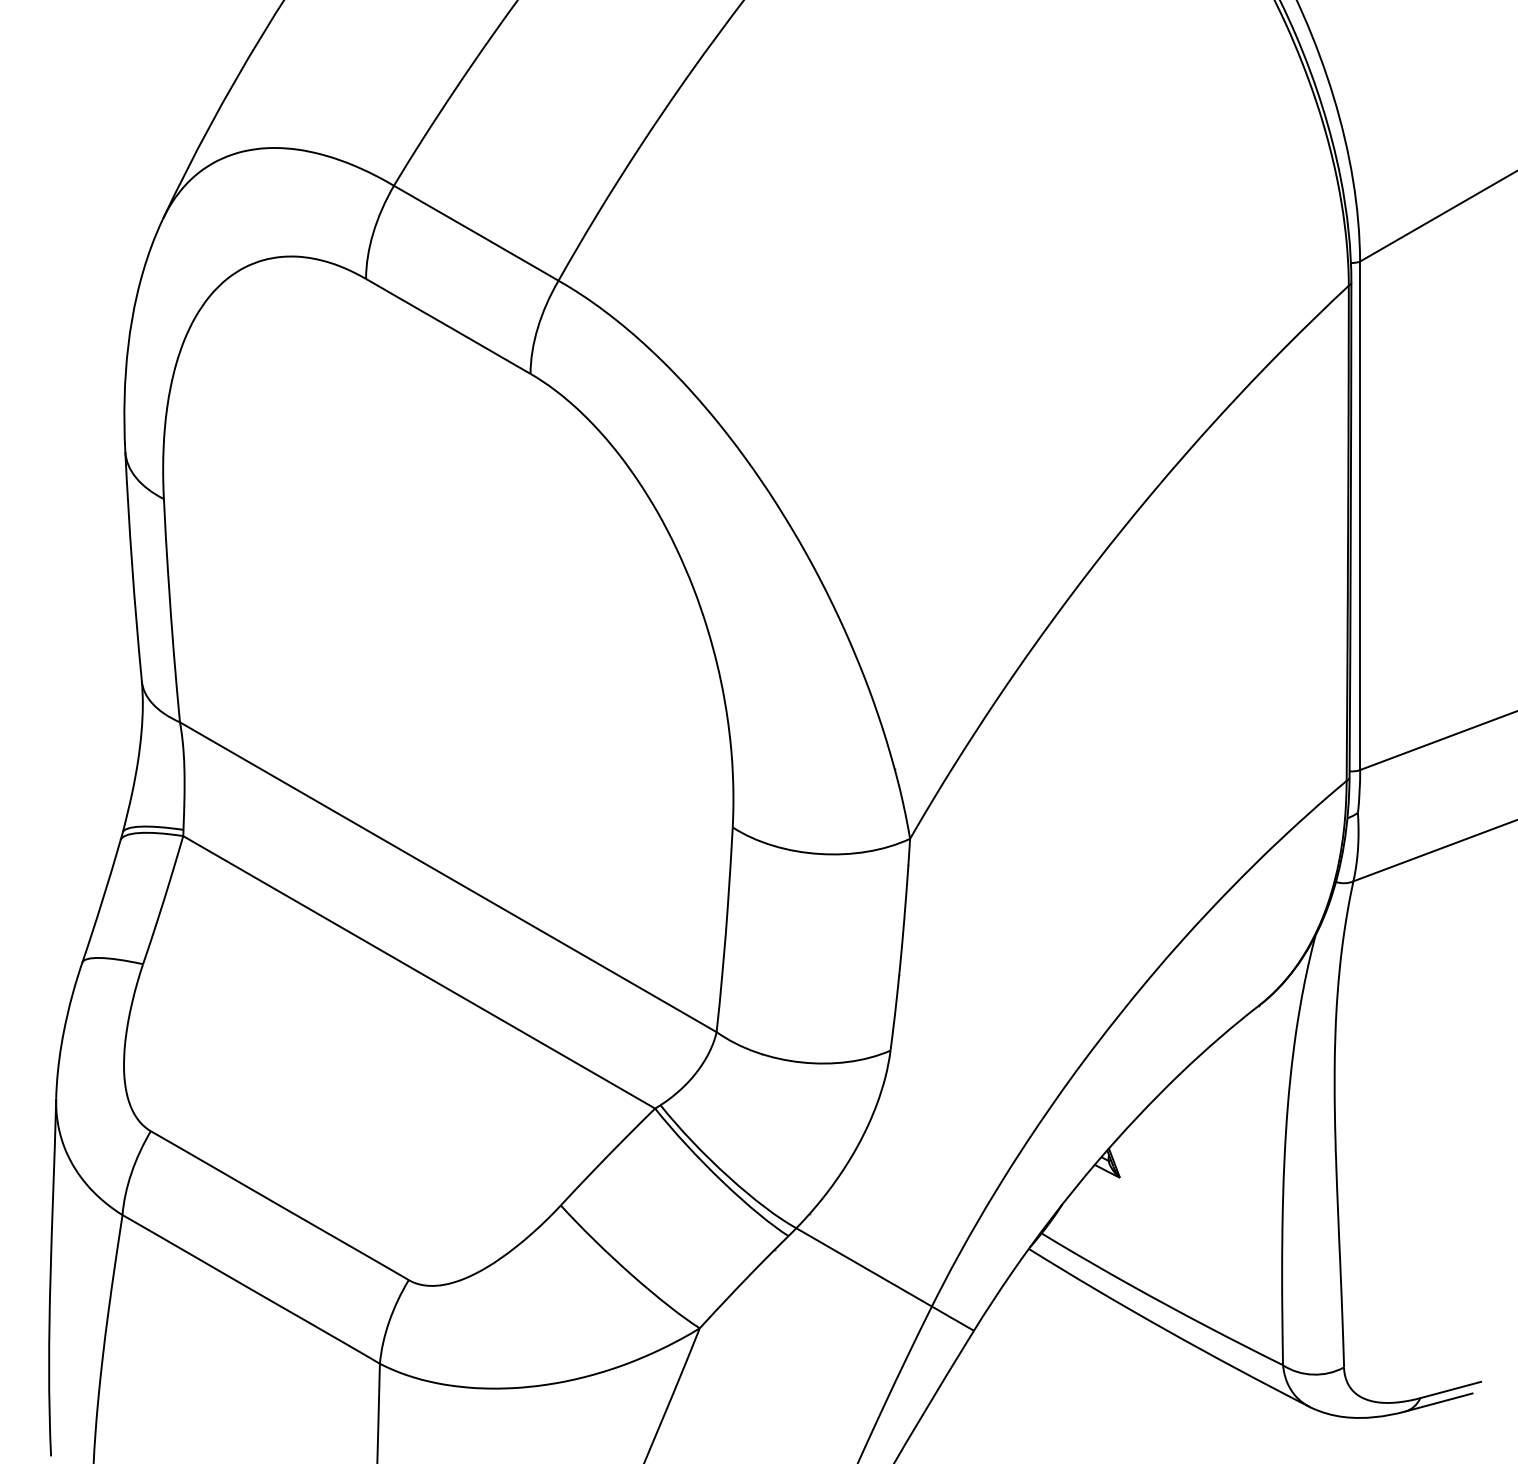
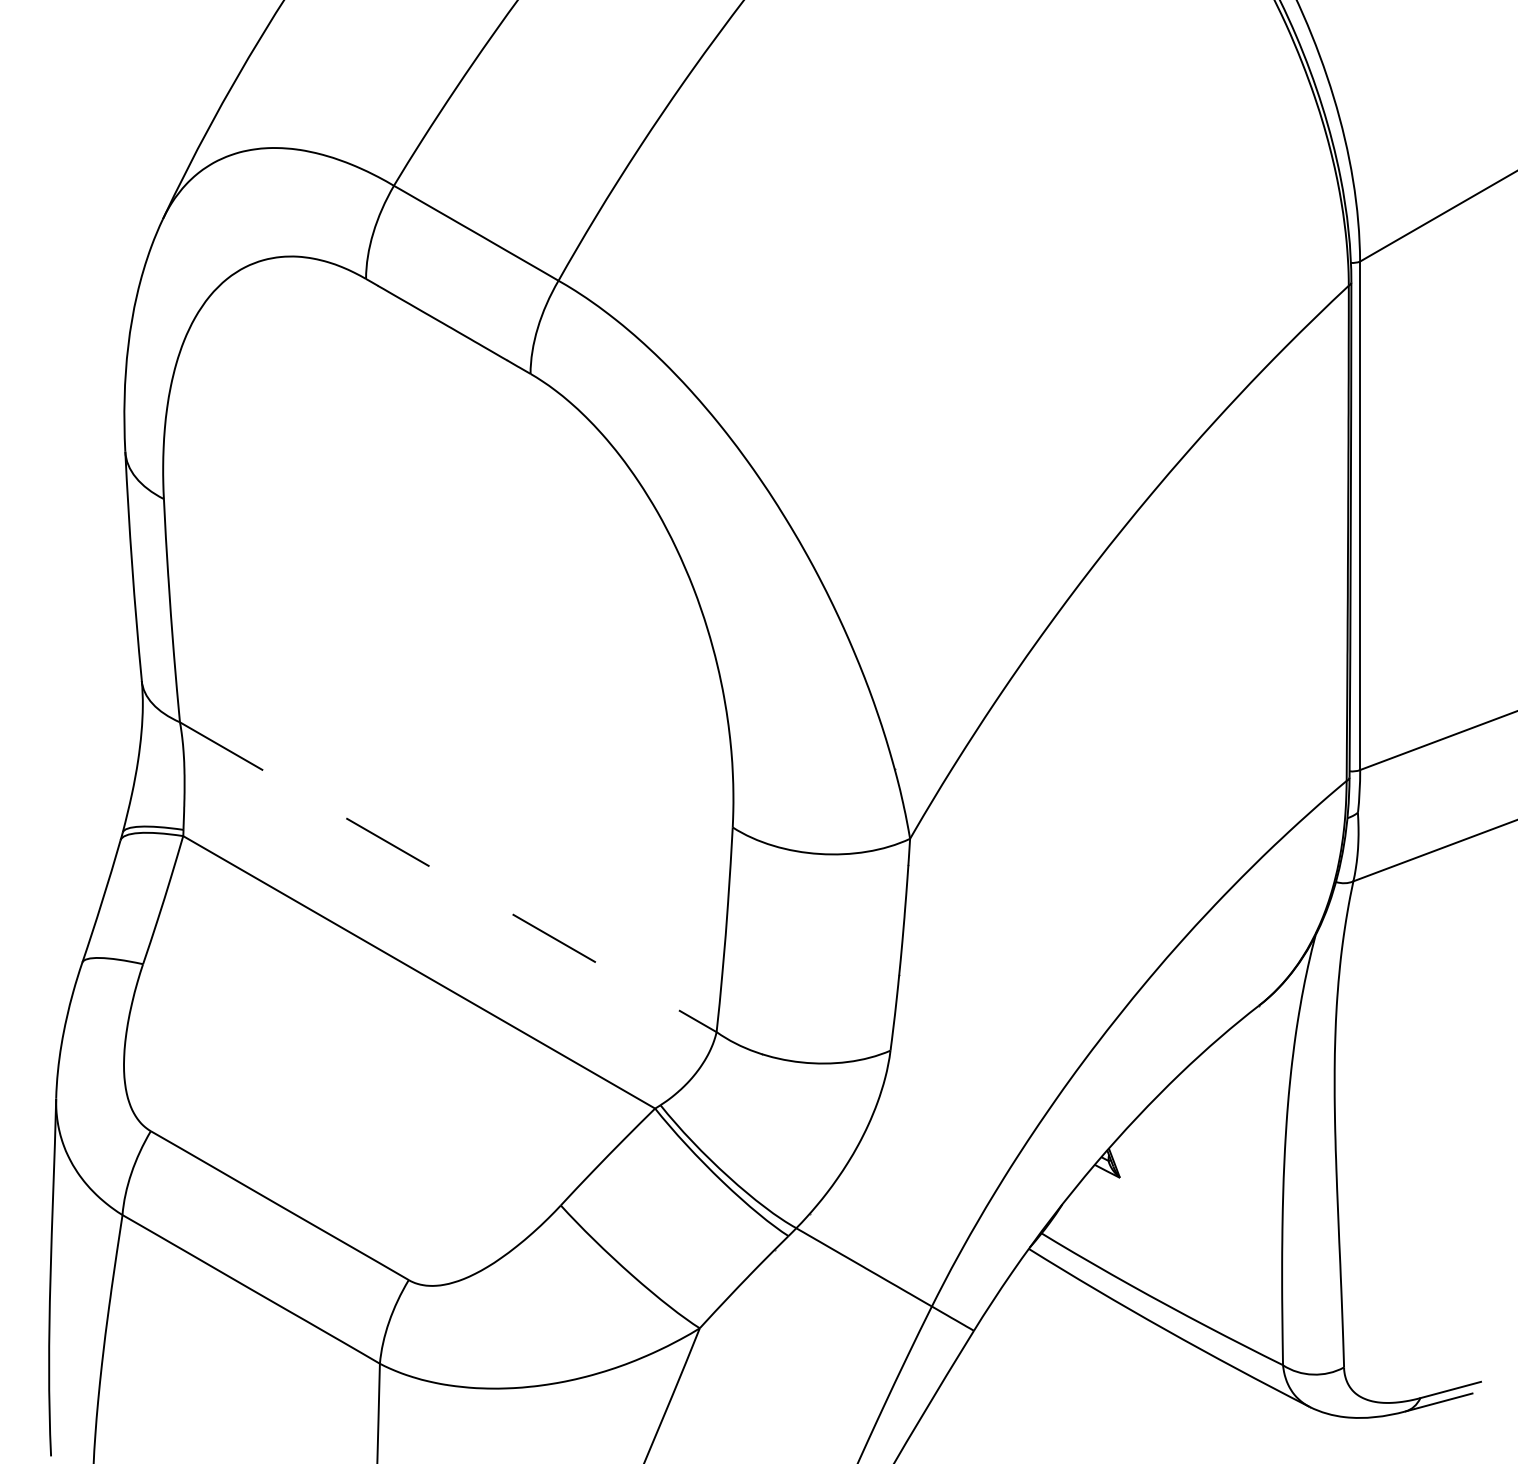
line: solid -> dashed (448, 877)
